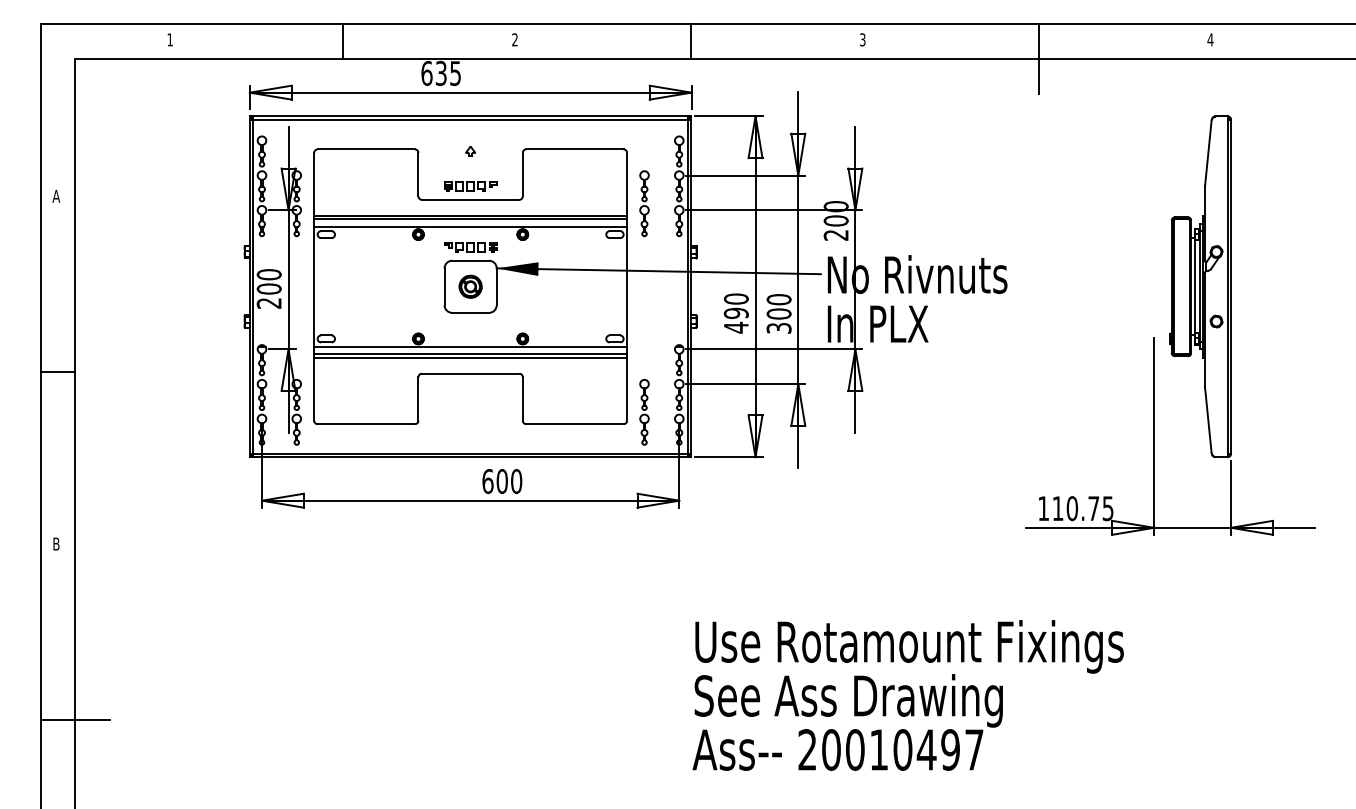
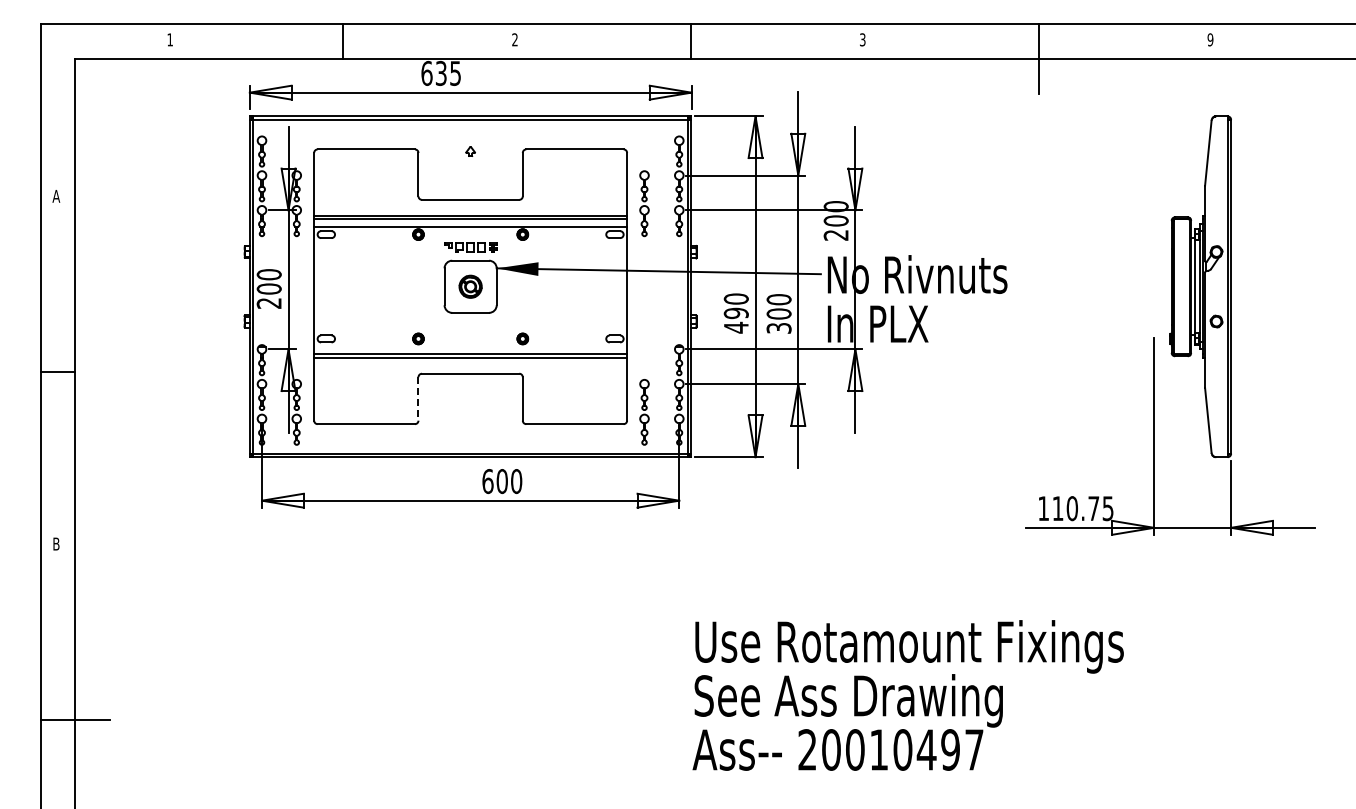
text: 4 -> 9 (1210, 39)
part: present -> none (470, 186)
line: present -> none (470, 346)
line: solid -> dashed (418, 398)
